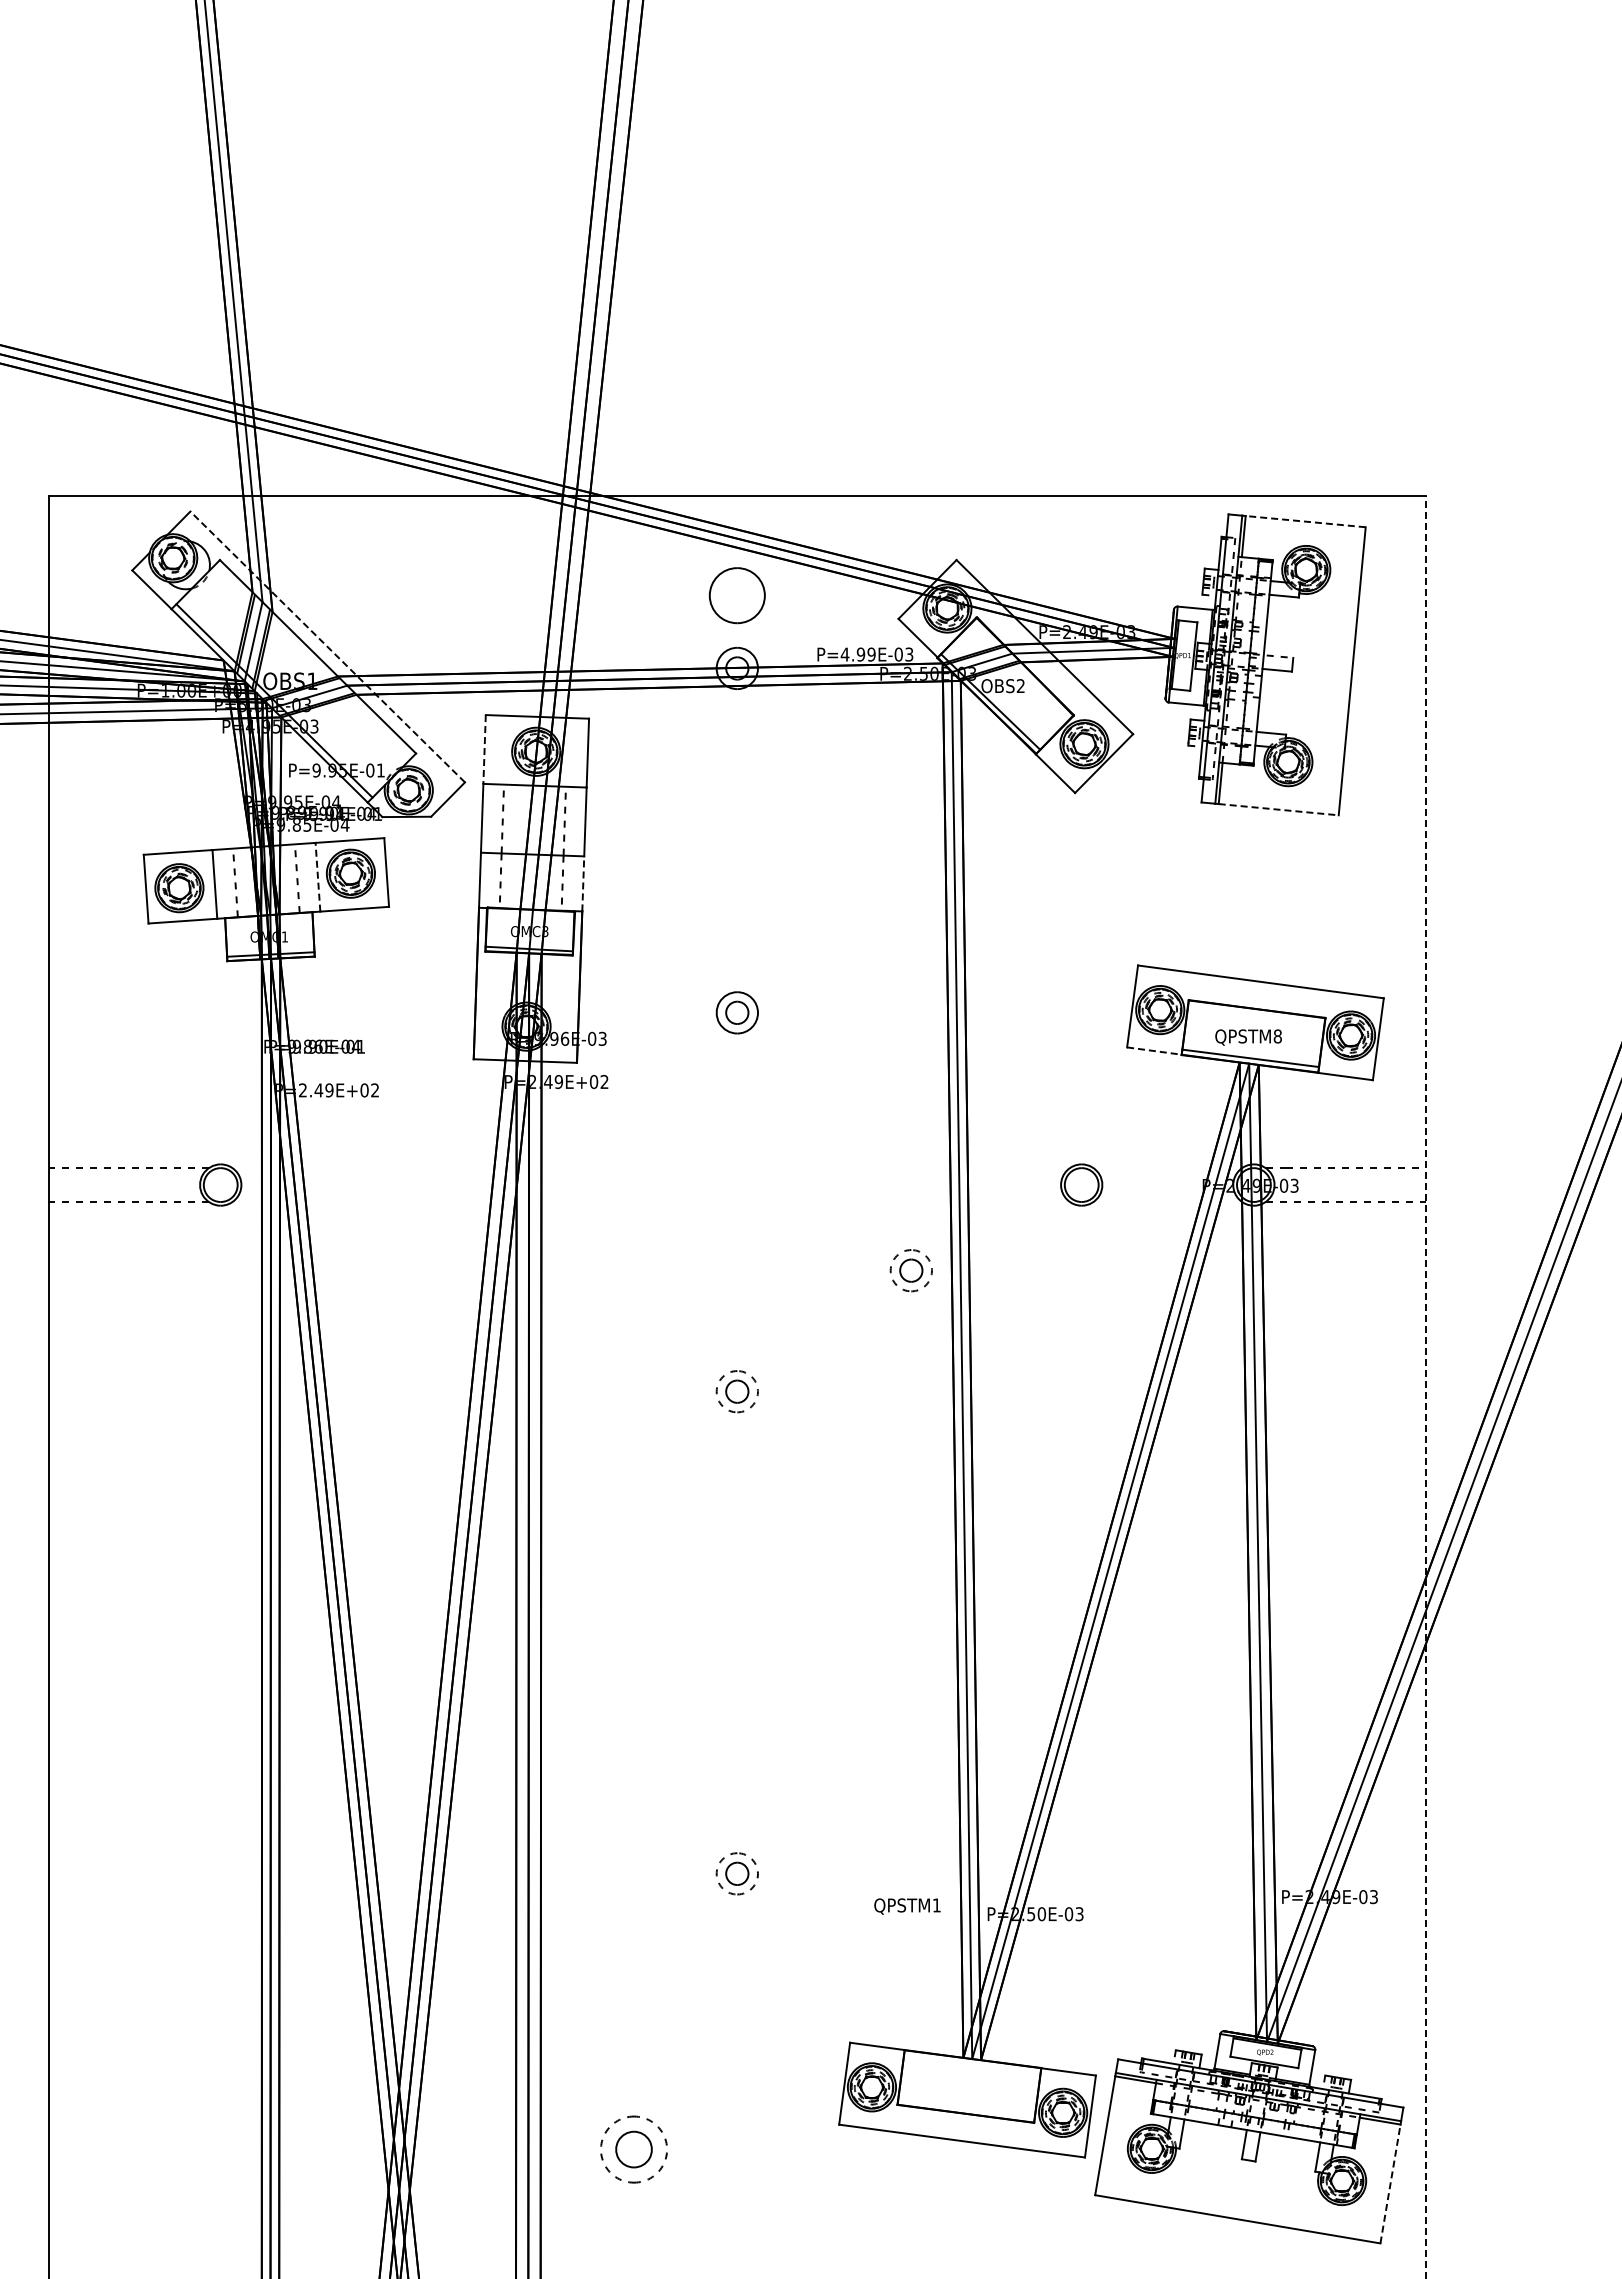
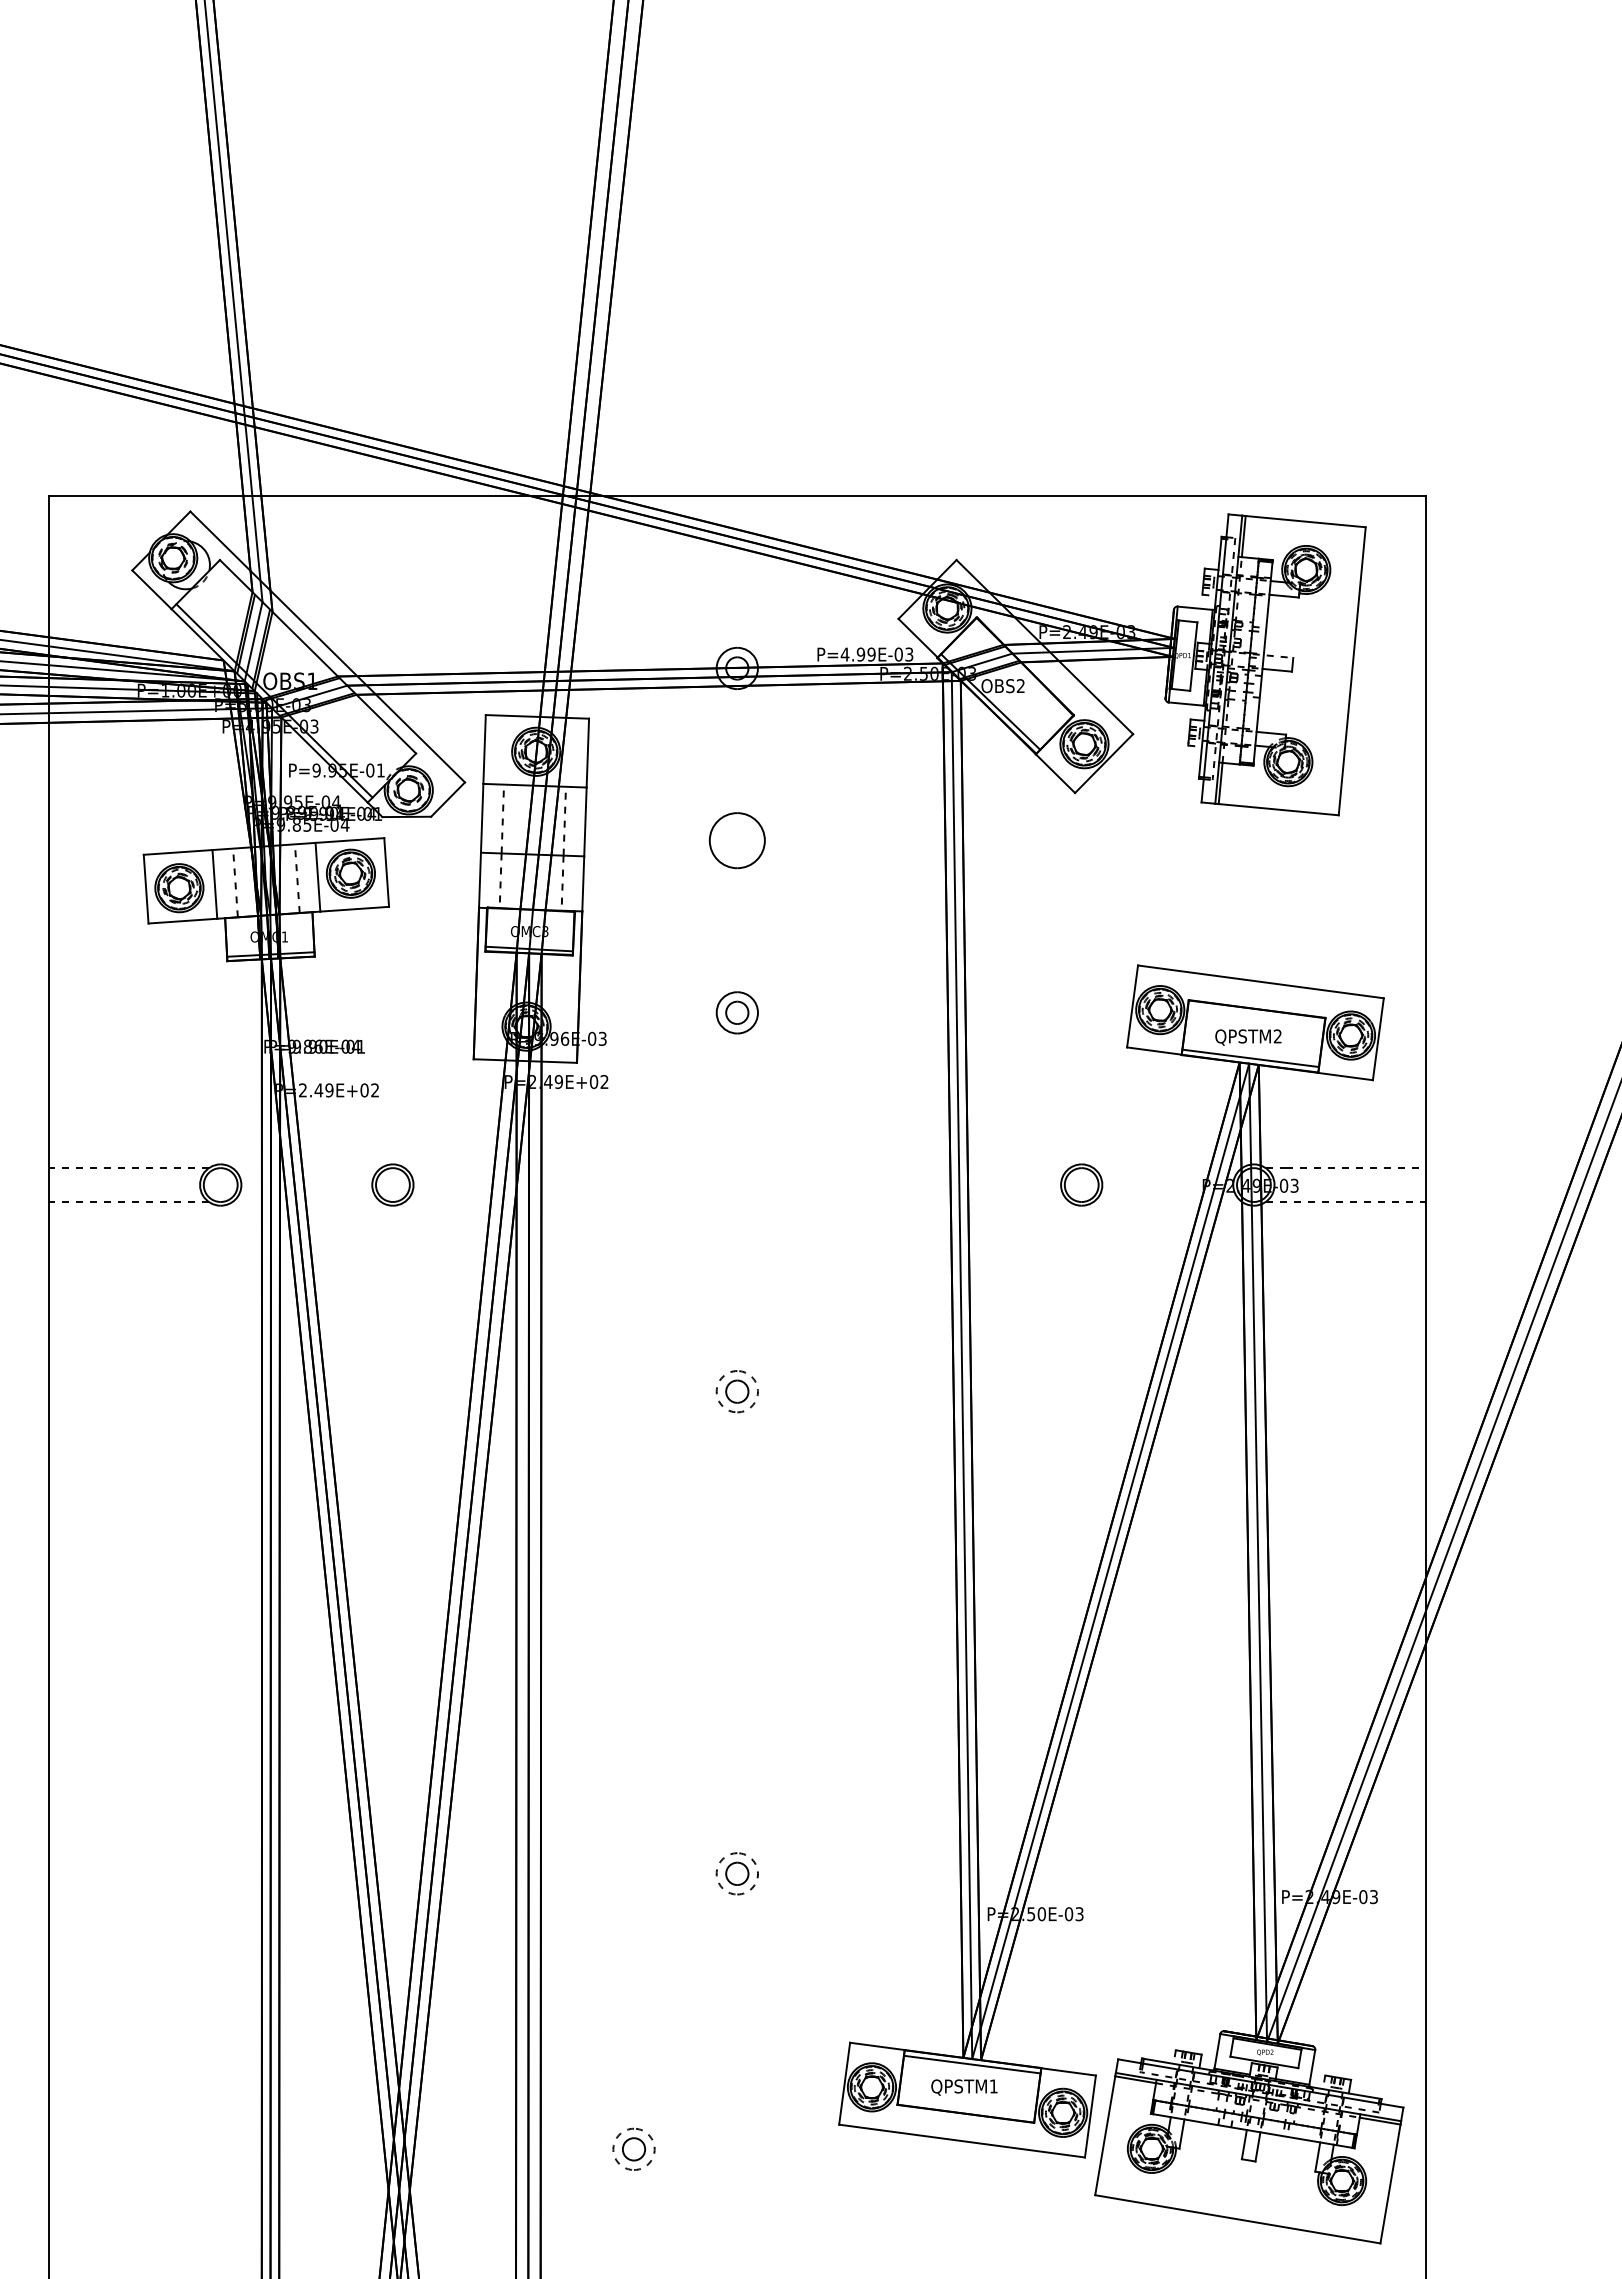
line: dashed -> solid (1305, 521)
part position: (736, 595) -> (736, 840) (736, 840)
line: dashed -> solid (327, 646)
line: dashed -> solid (484, 749)
line: dashed -> solid (1279, 809)
line: dashed -> solid (317, 876)
line: dashed -> solid (583, 883)
text: QPSTM8 -> QPSTM2 (1277, 1036)
line: dashed -> solid (1154, 1051)
part: none -> present (392, 1184)
part: present -> none (910, 1270)
line: dashed -> solid (1426, 1387)
text position: (907, 1906) -> (964, 2087) (964, 2087)
line: none -> present (972, 2064)
part size: 68x69 px -> 44x44 px (633, 2148)
line: dashed -> solid (1390, 2183)
